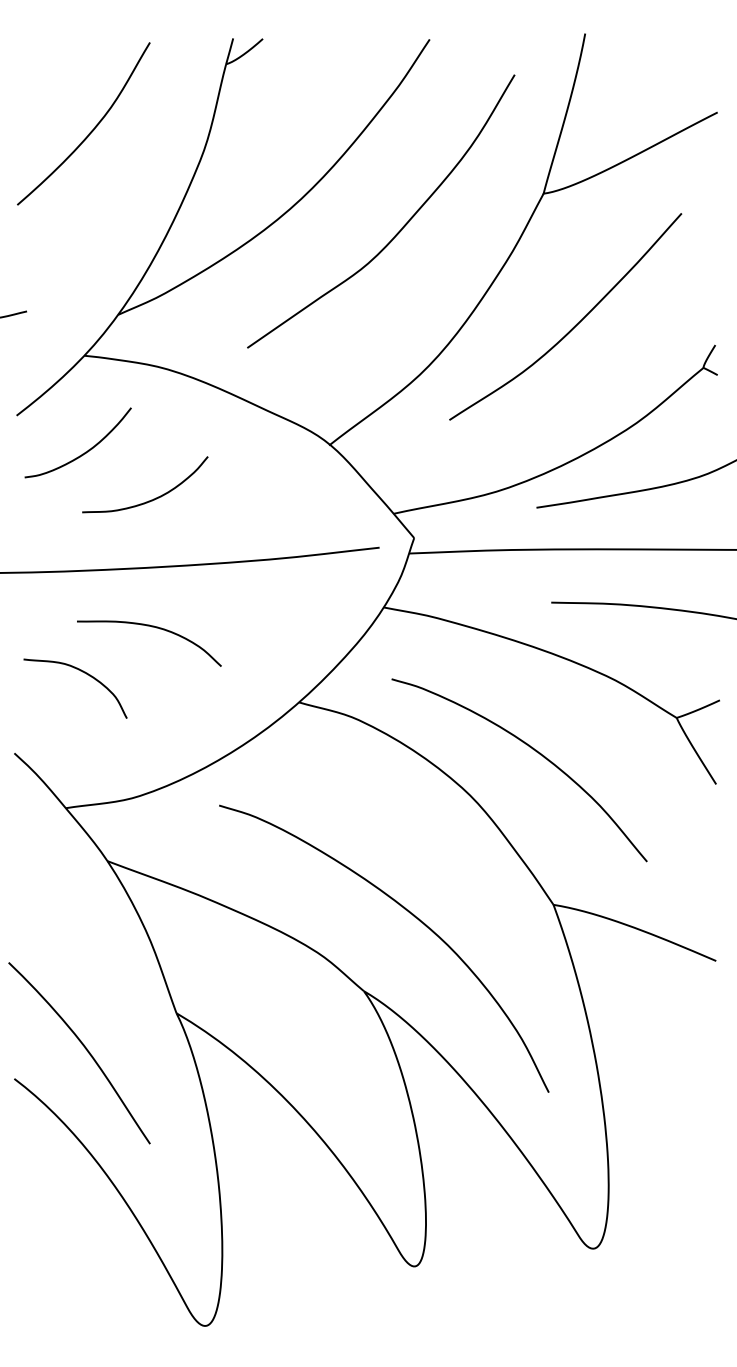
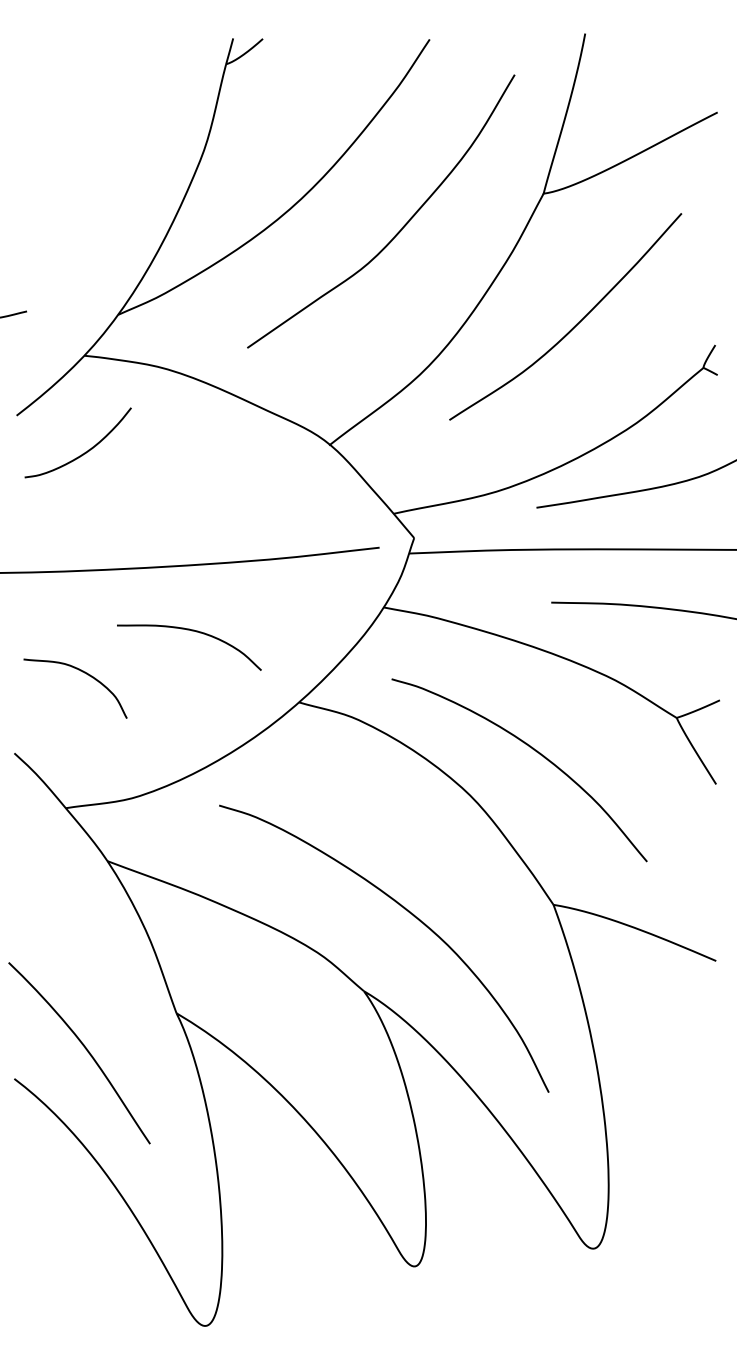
curve: present -> none (91, 130)
curve: present -> none (153, 498)
curve position: (151, 627) -> (191, 631) (191, 631)
